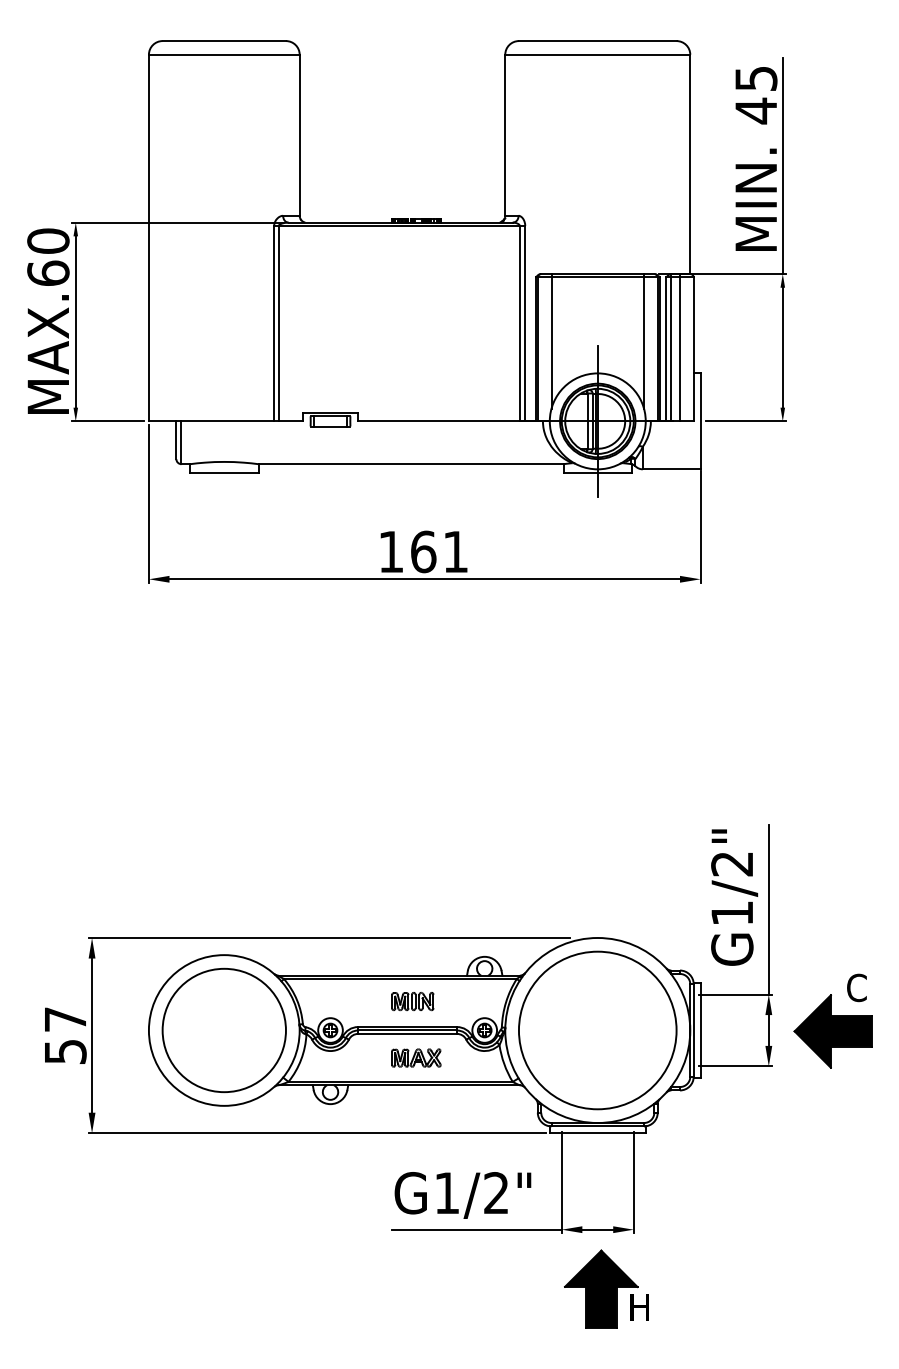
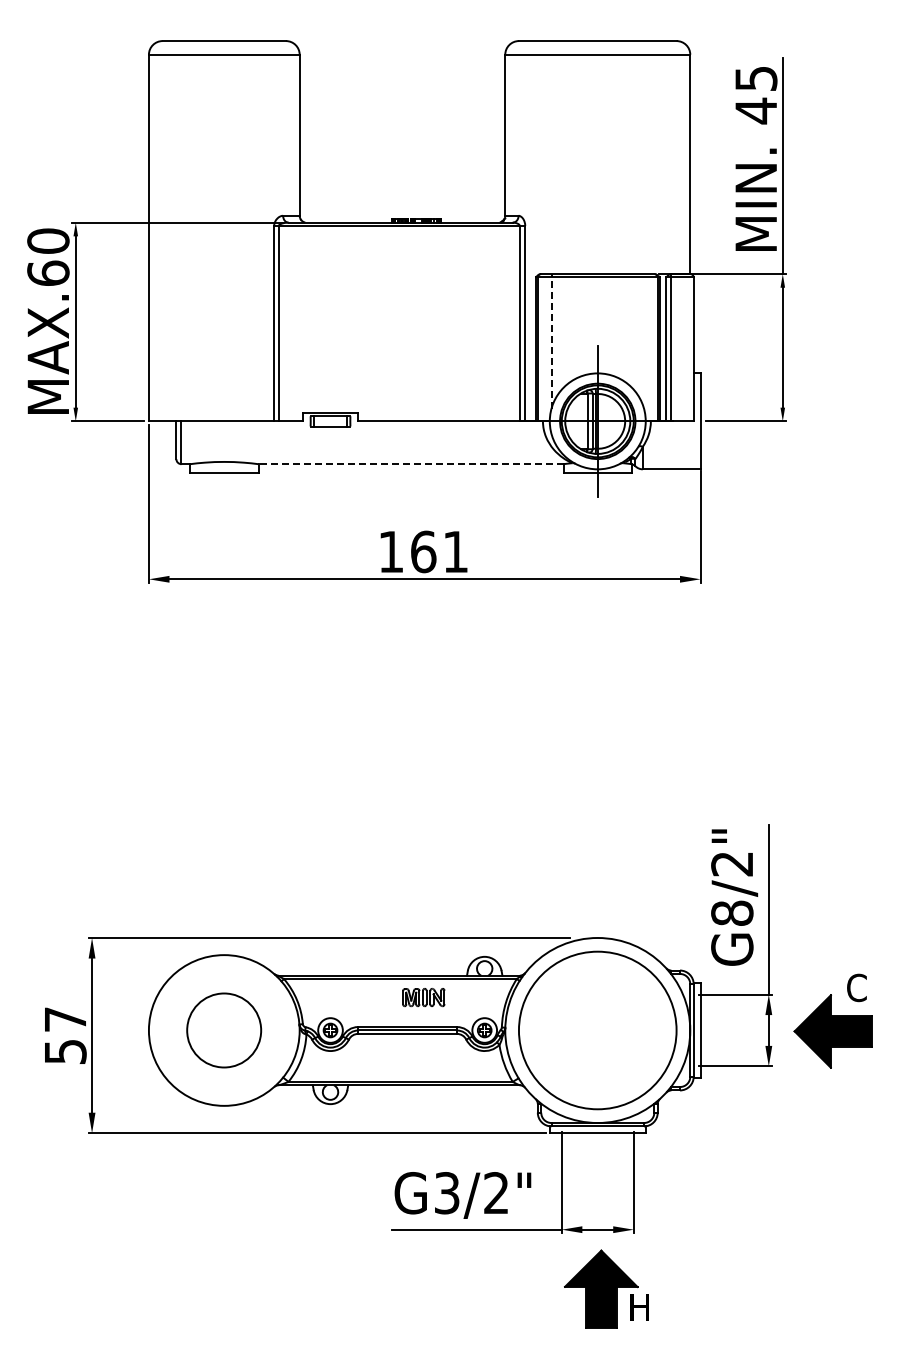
line: solid -> dashed (551, 340)
line: present -> none (644, 341)
line: present -> none (680, 347)
line: solid -> dashed (410, 464)
text: G1/2" -> G8/2" (732, 912)
part position: (412, 1001) -> (423, 997) (423, 997)
circle size: 126x127 px -> 77x77 px (224, 1030)
part: present -> none (416, 1057)
text: G1/2" -> G3/2" (447, 1193)
